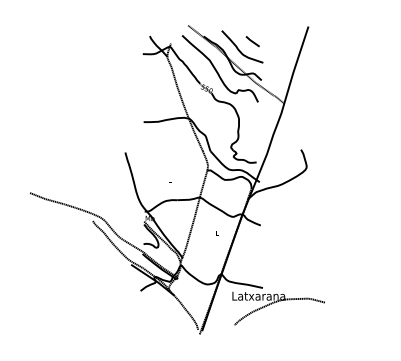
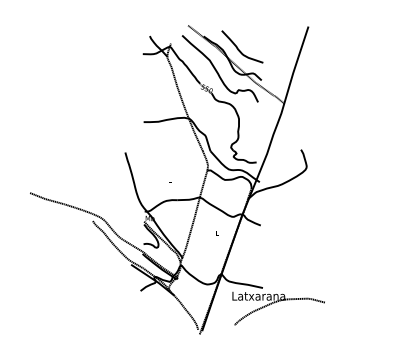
line: present -> none (252, 41)
